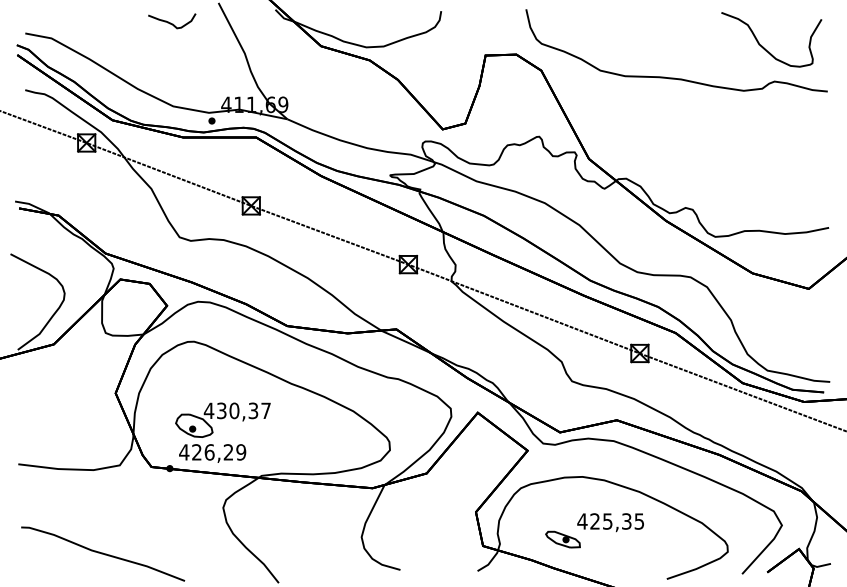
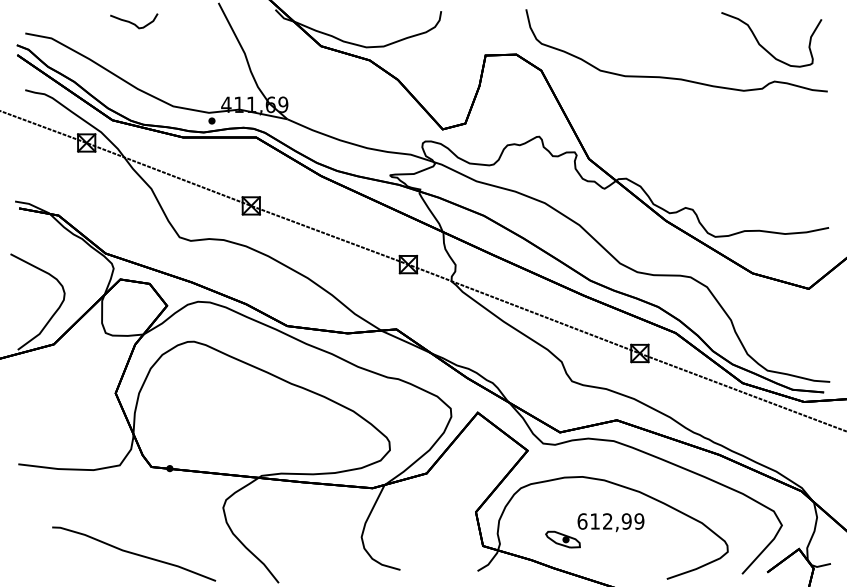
curve position: (172, 23) -> (134, 23) (134, 23)
part: present -> none (213, 432)
text: 425,35 -> 612,99 (610, 521)
curve position: (103, 553) -> (134, 553) (134, 553)
